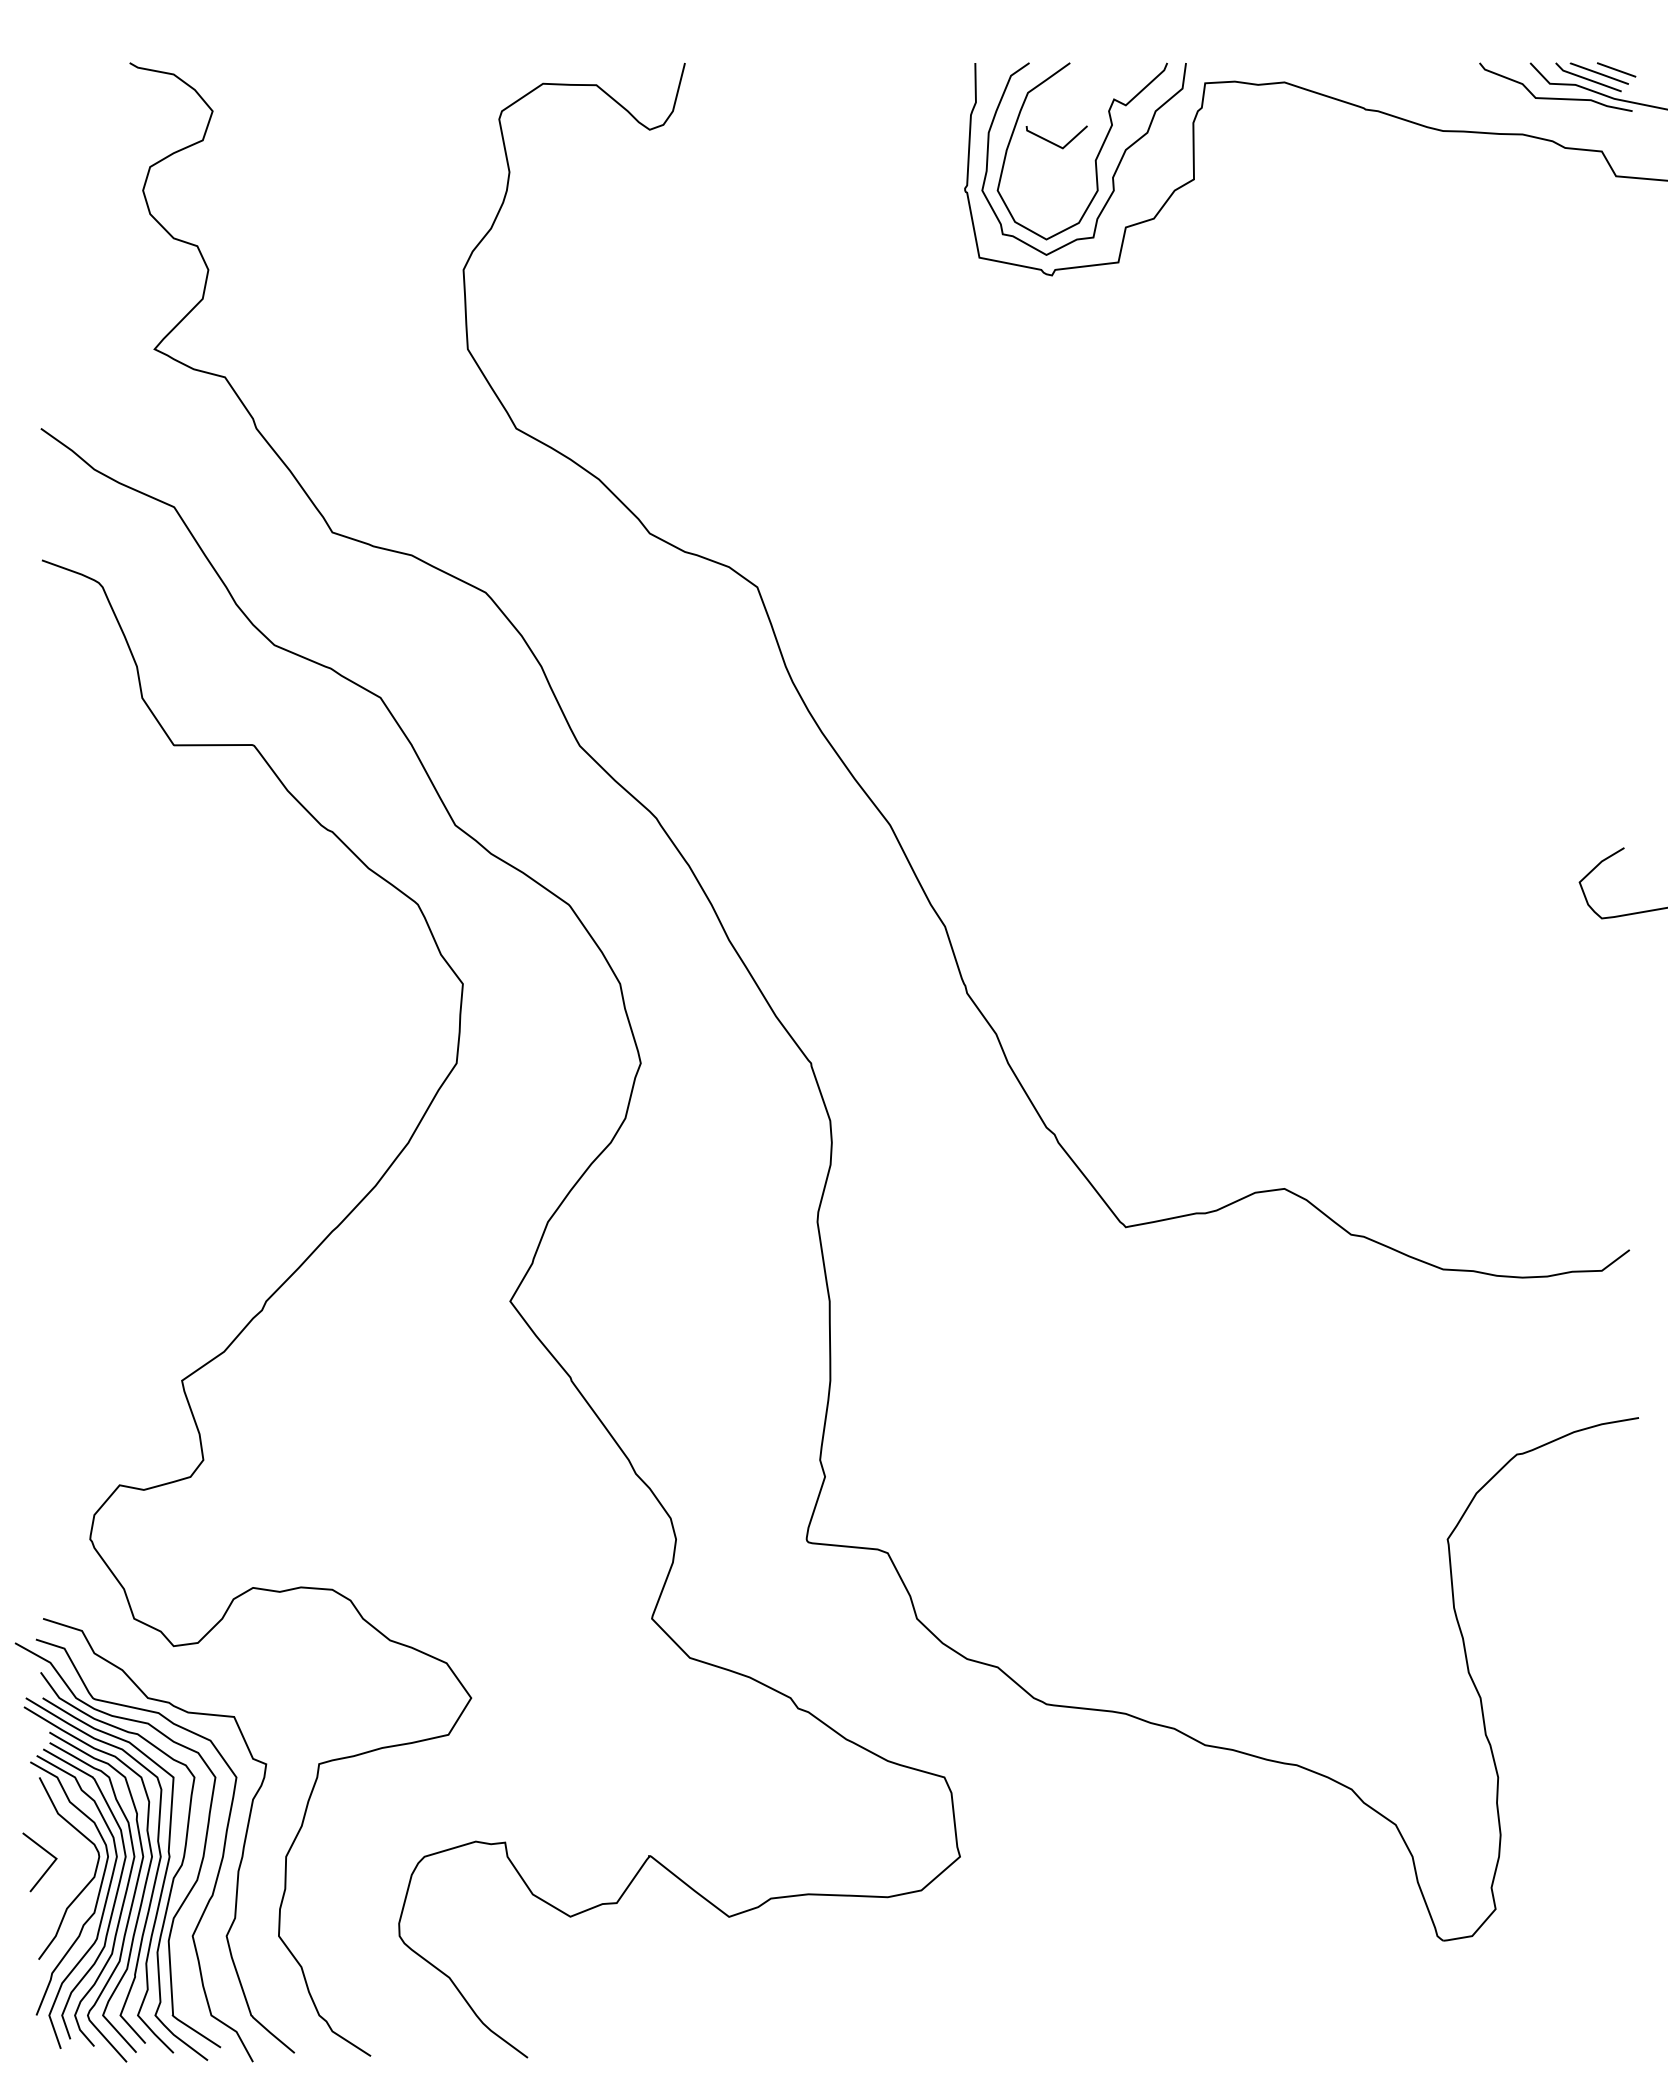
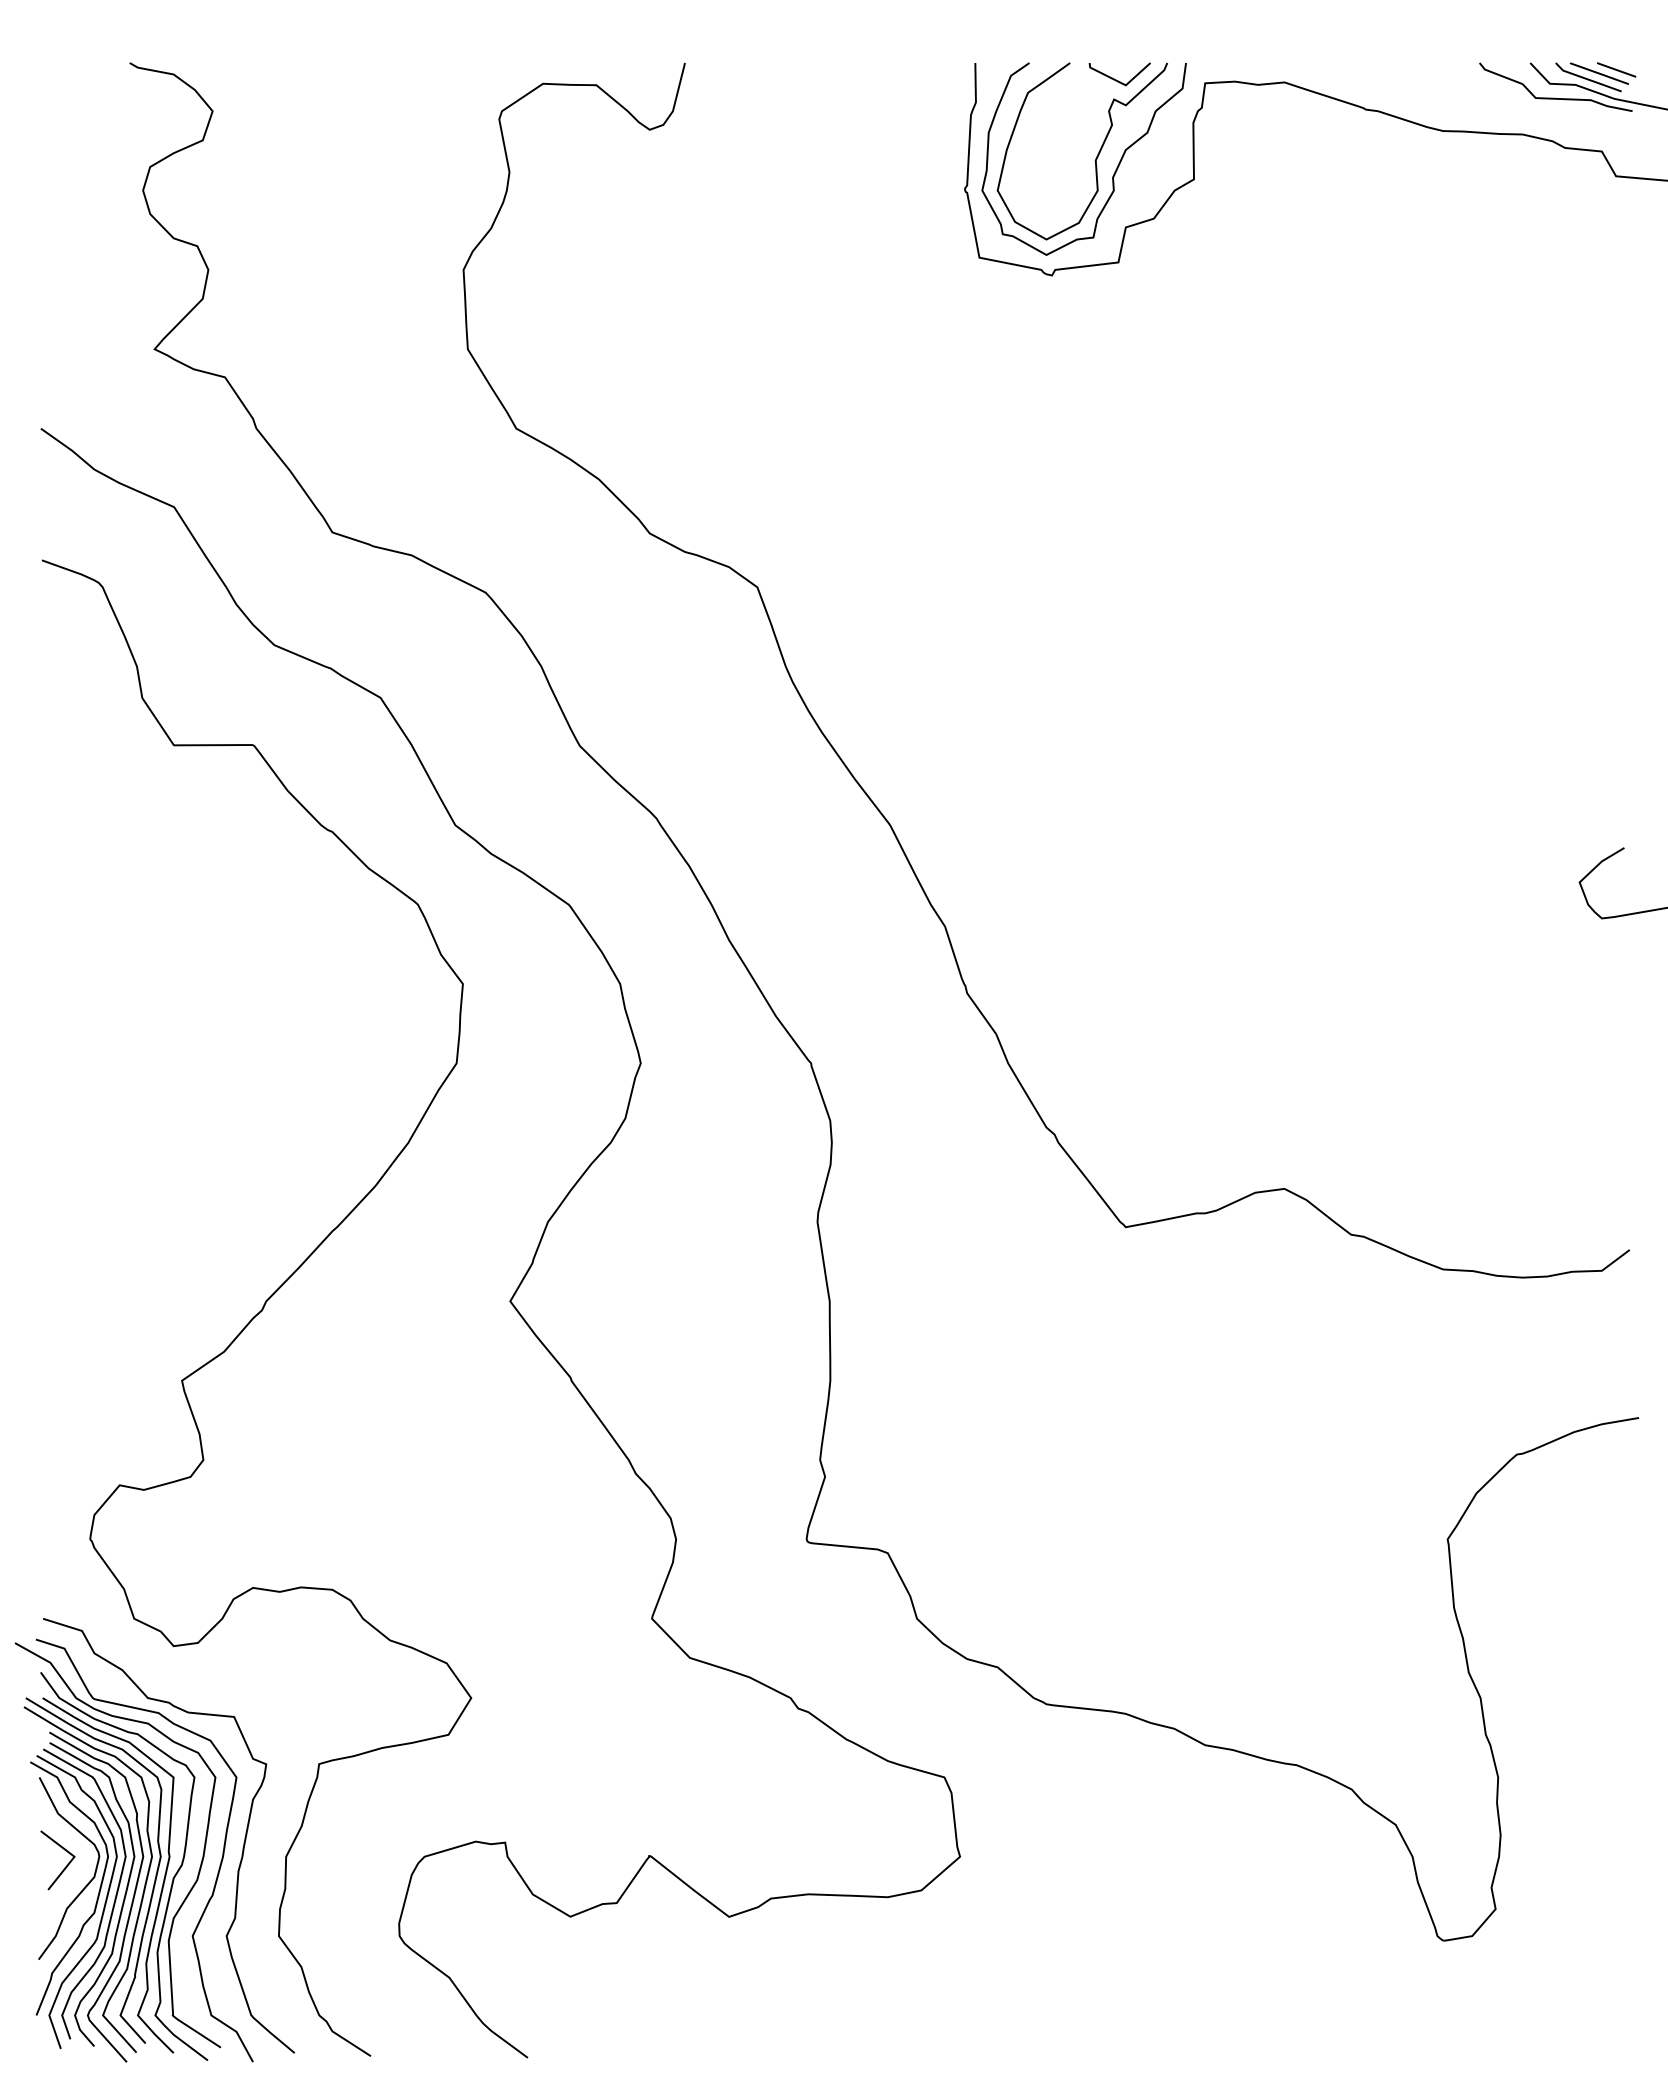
line position: (1053, 142) -> (1116, 79) (1116, 79)
line position: (46, 1869) -> (64, 1867) (64, 1867)
